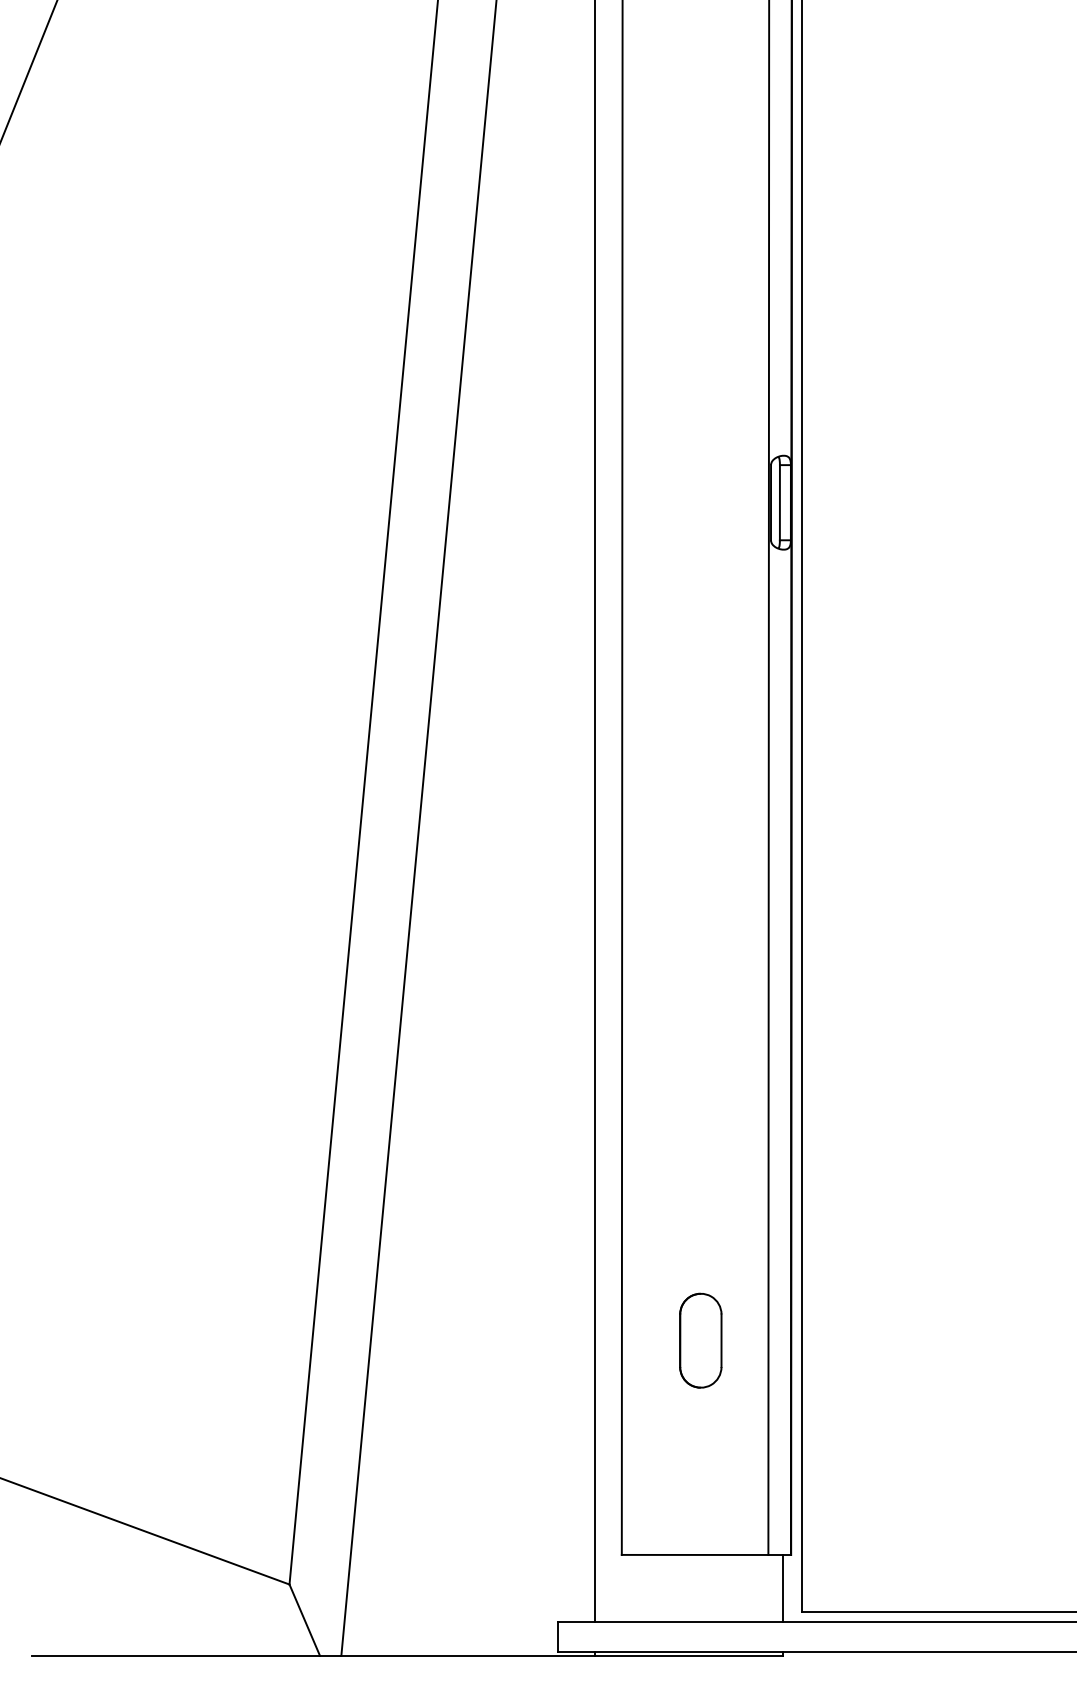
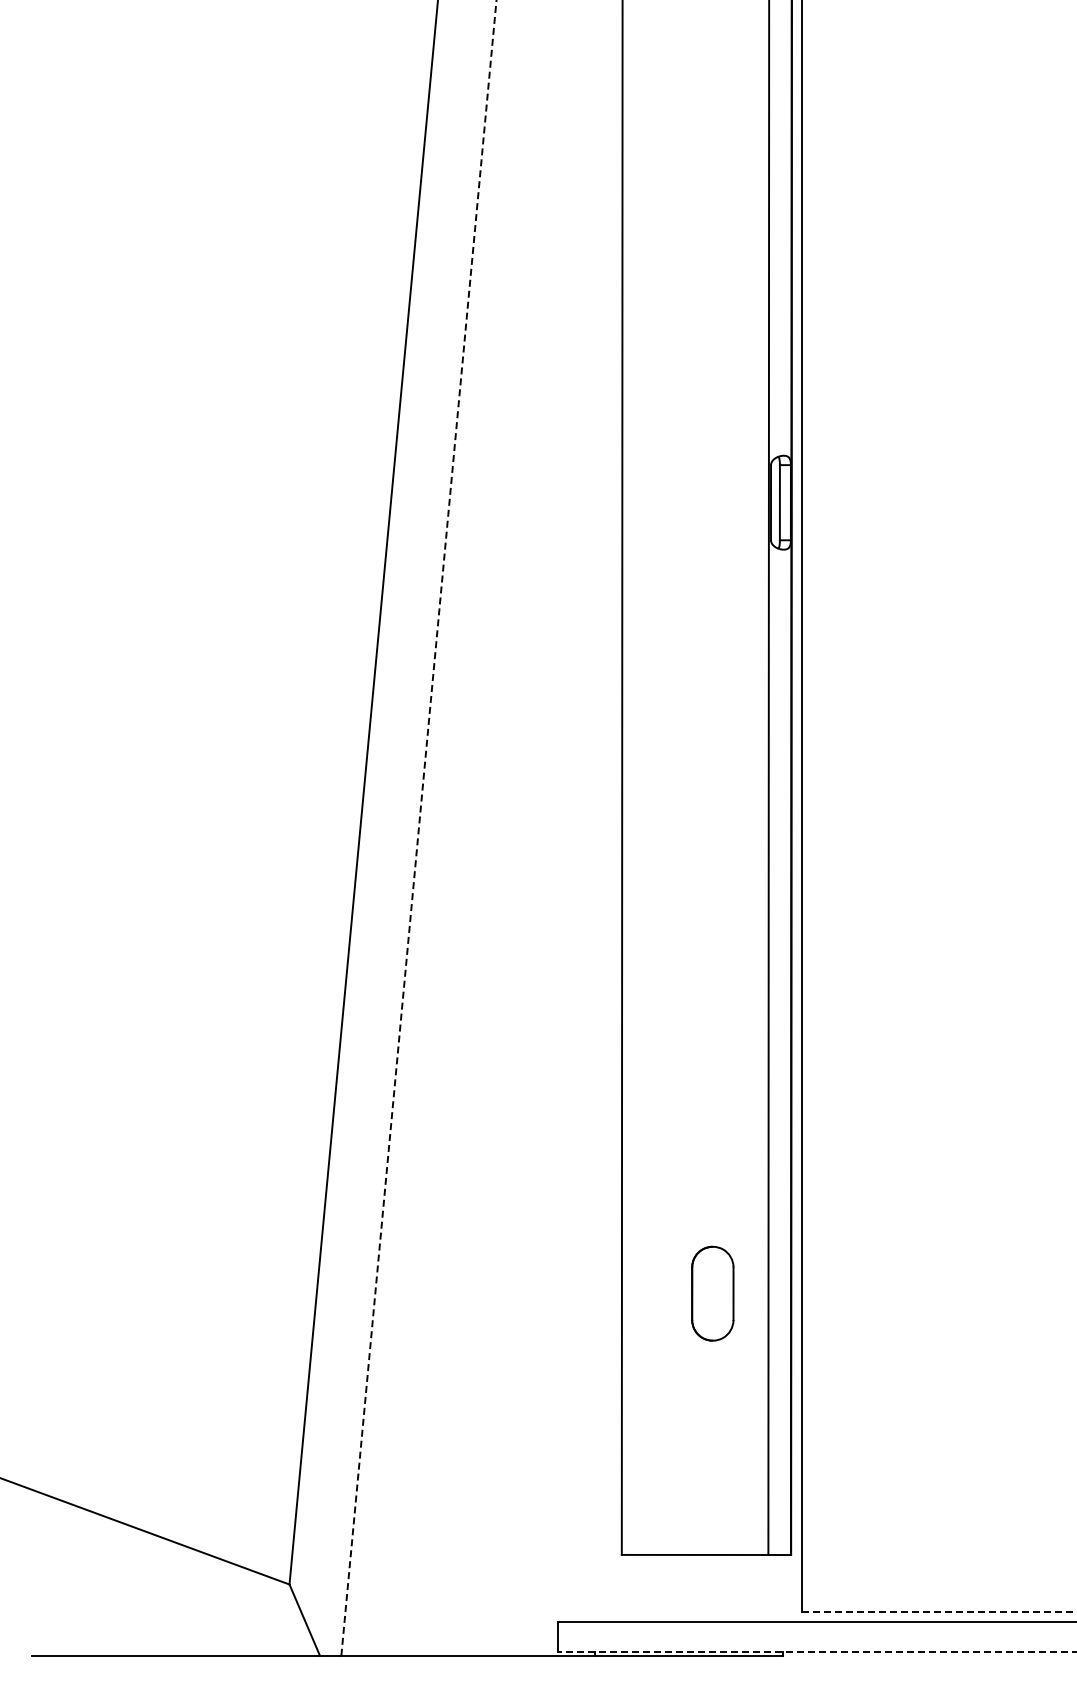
line: present -> none (29, 70)
line: present -> none (594, 811)
line: solid -> dashed (418, 827)
part position: (700, 1340) -> (712, 1293) (712, 1293)
line: present -> none (782, 1588)
line: solid -> dashed (939, 1612)
line: solid -> dashed (817, 1651)
